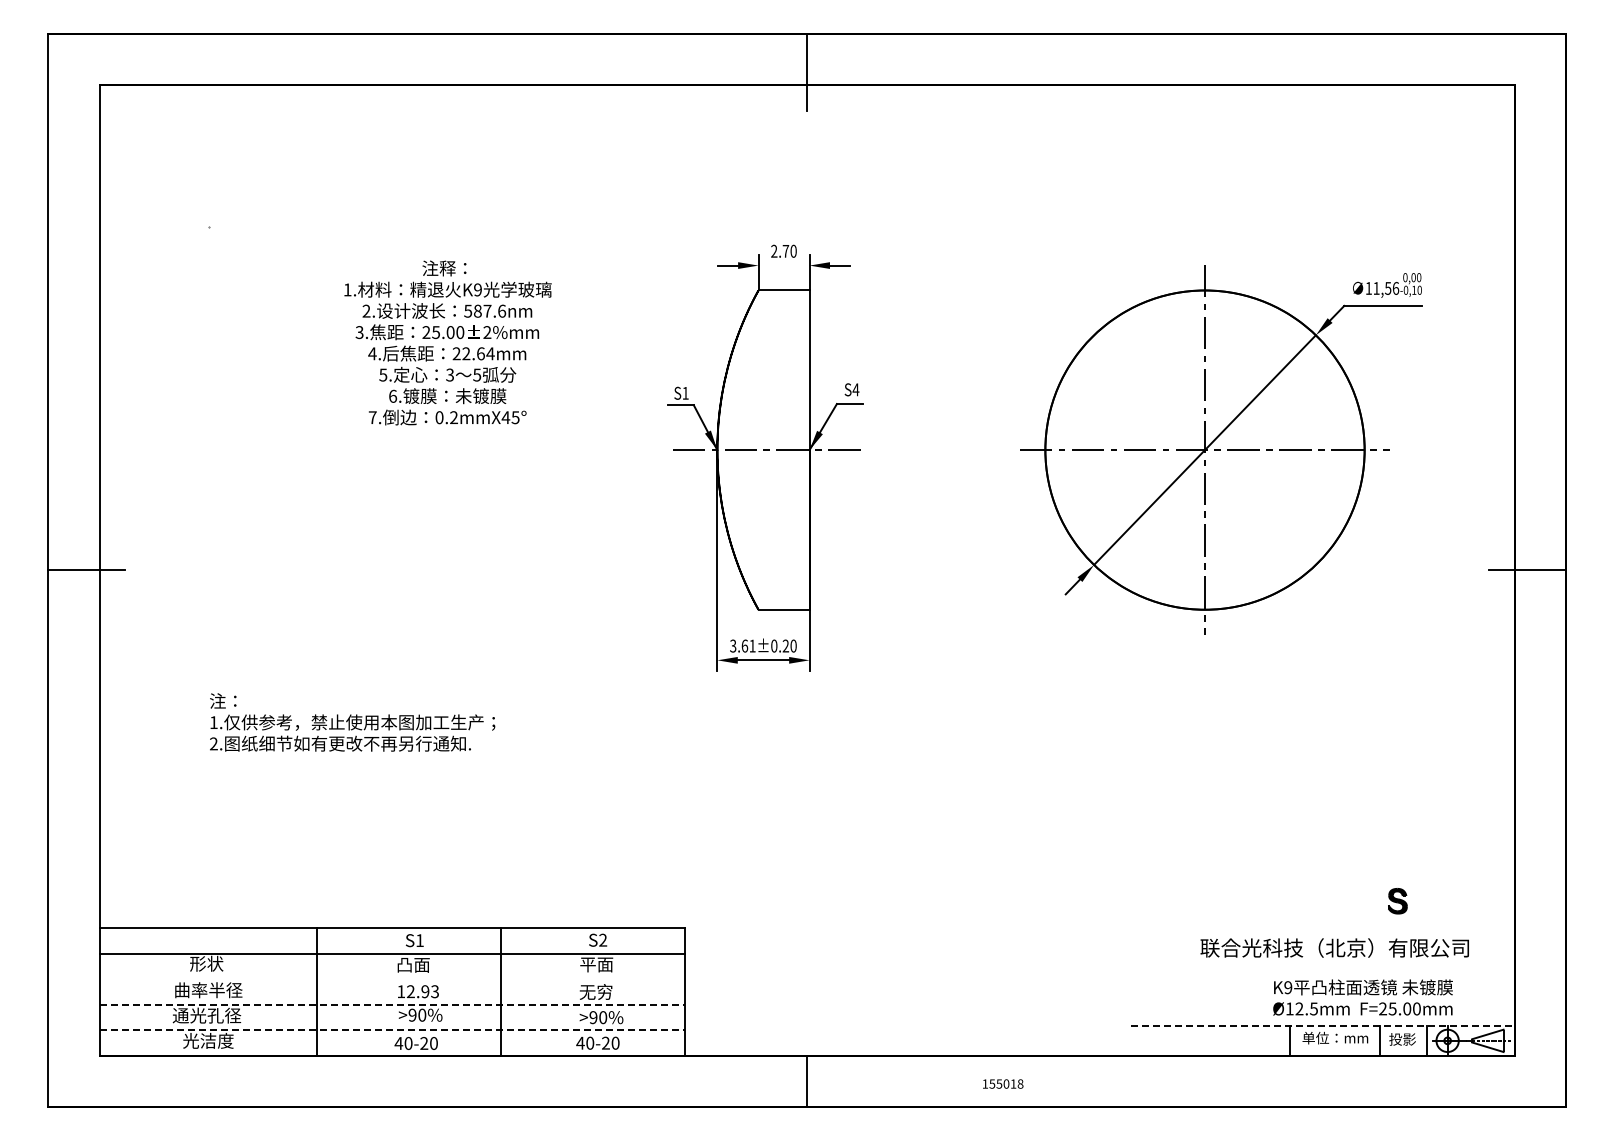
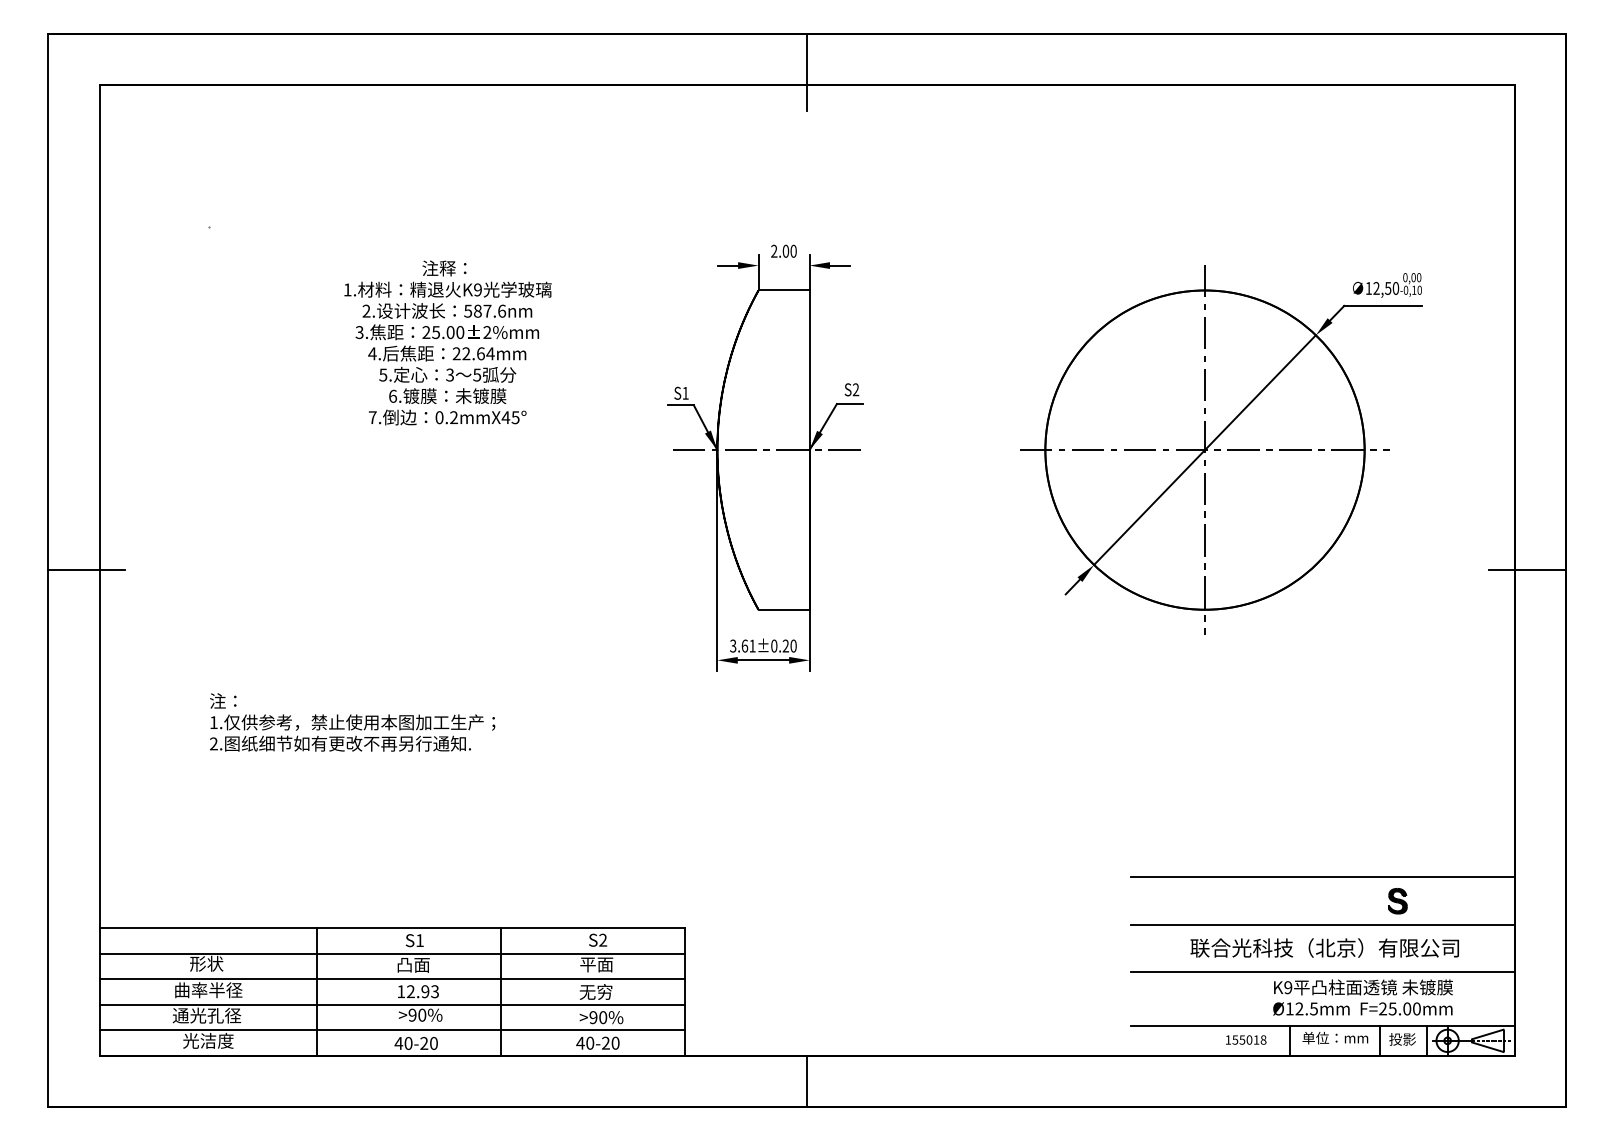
text: 2.70 -> 2.00 (785, 250)
text: 11,56 -> 12,50 (1386, 287)
text: S4 -> S2 (855, 389)
line: none -> present (1322, 876)
line: none -> present (1322, 924)
text position: (1334, 947) -> (1324, 947) (1324, 947)
line: none -> present (1322, 972)
line: none -> present (392, 979)
line: dashed -> solid (392, 1004)
line: dashed -> solid (1322, 1025)
line: dashed -> solid (392, 1030)
text position: (1003, 1083) -> (1246, 1039) (1246, 1039)
